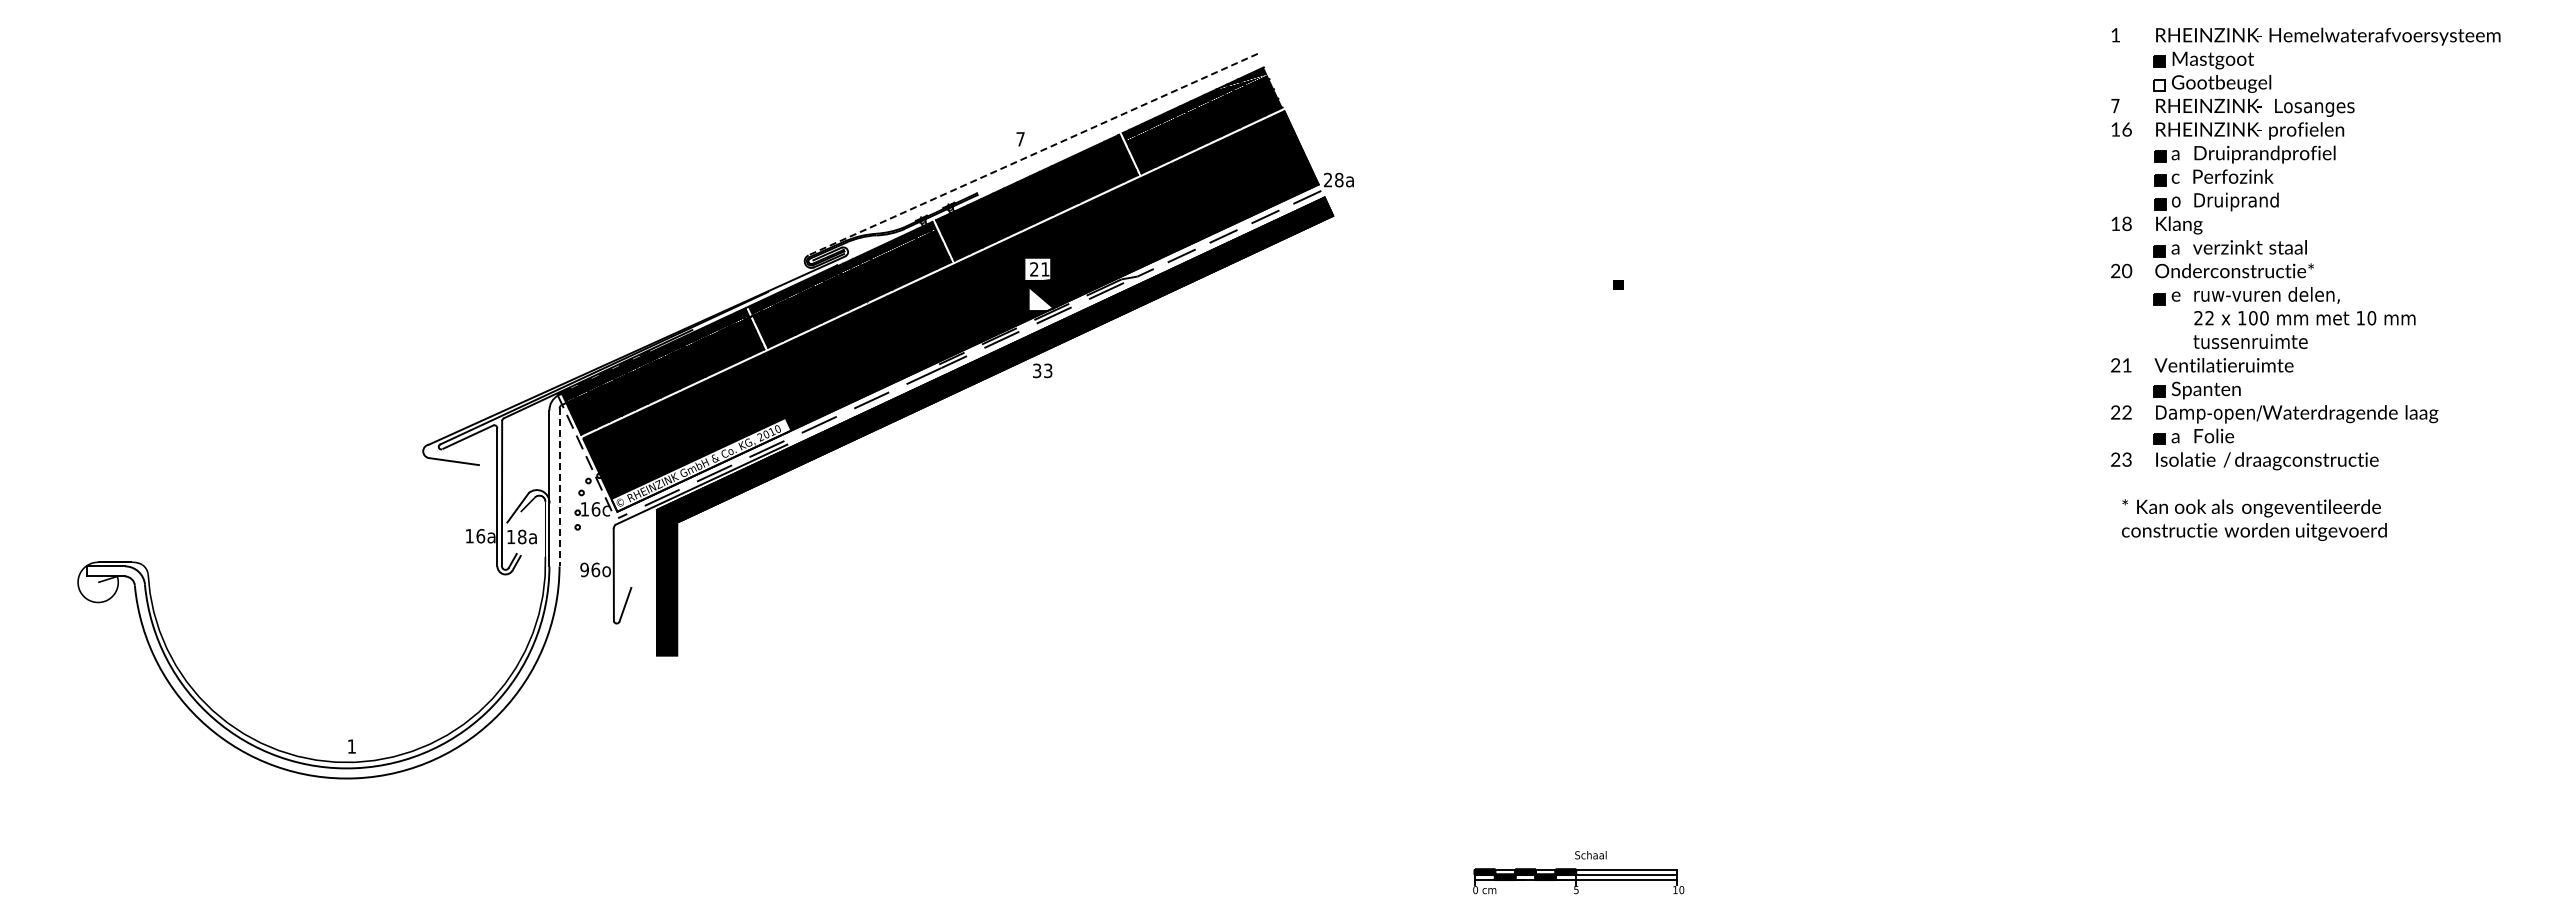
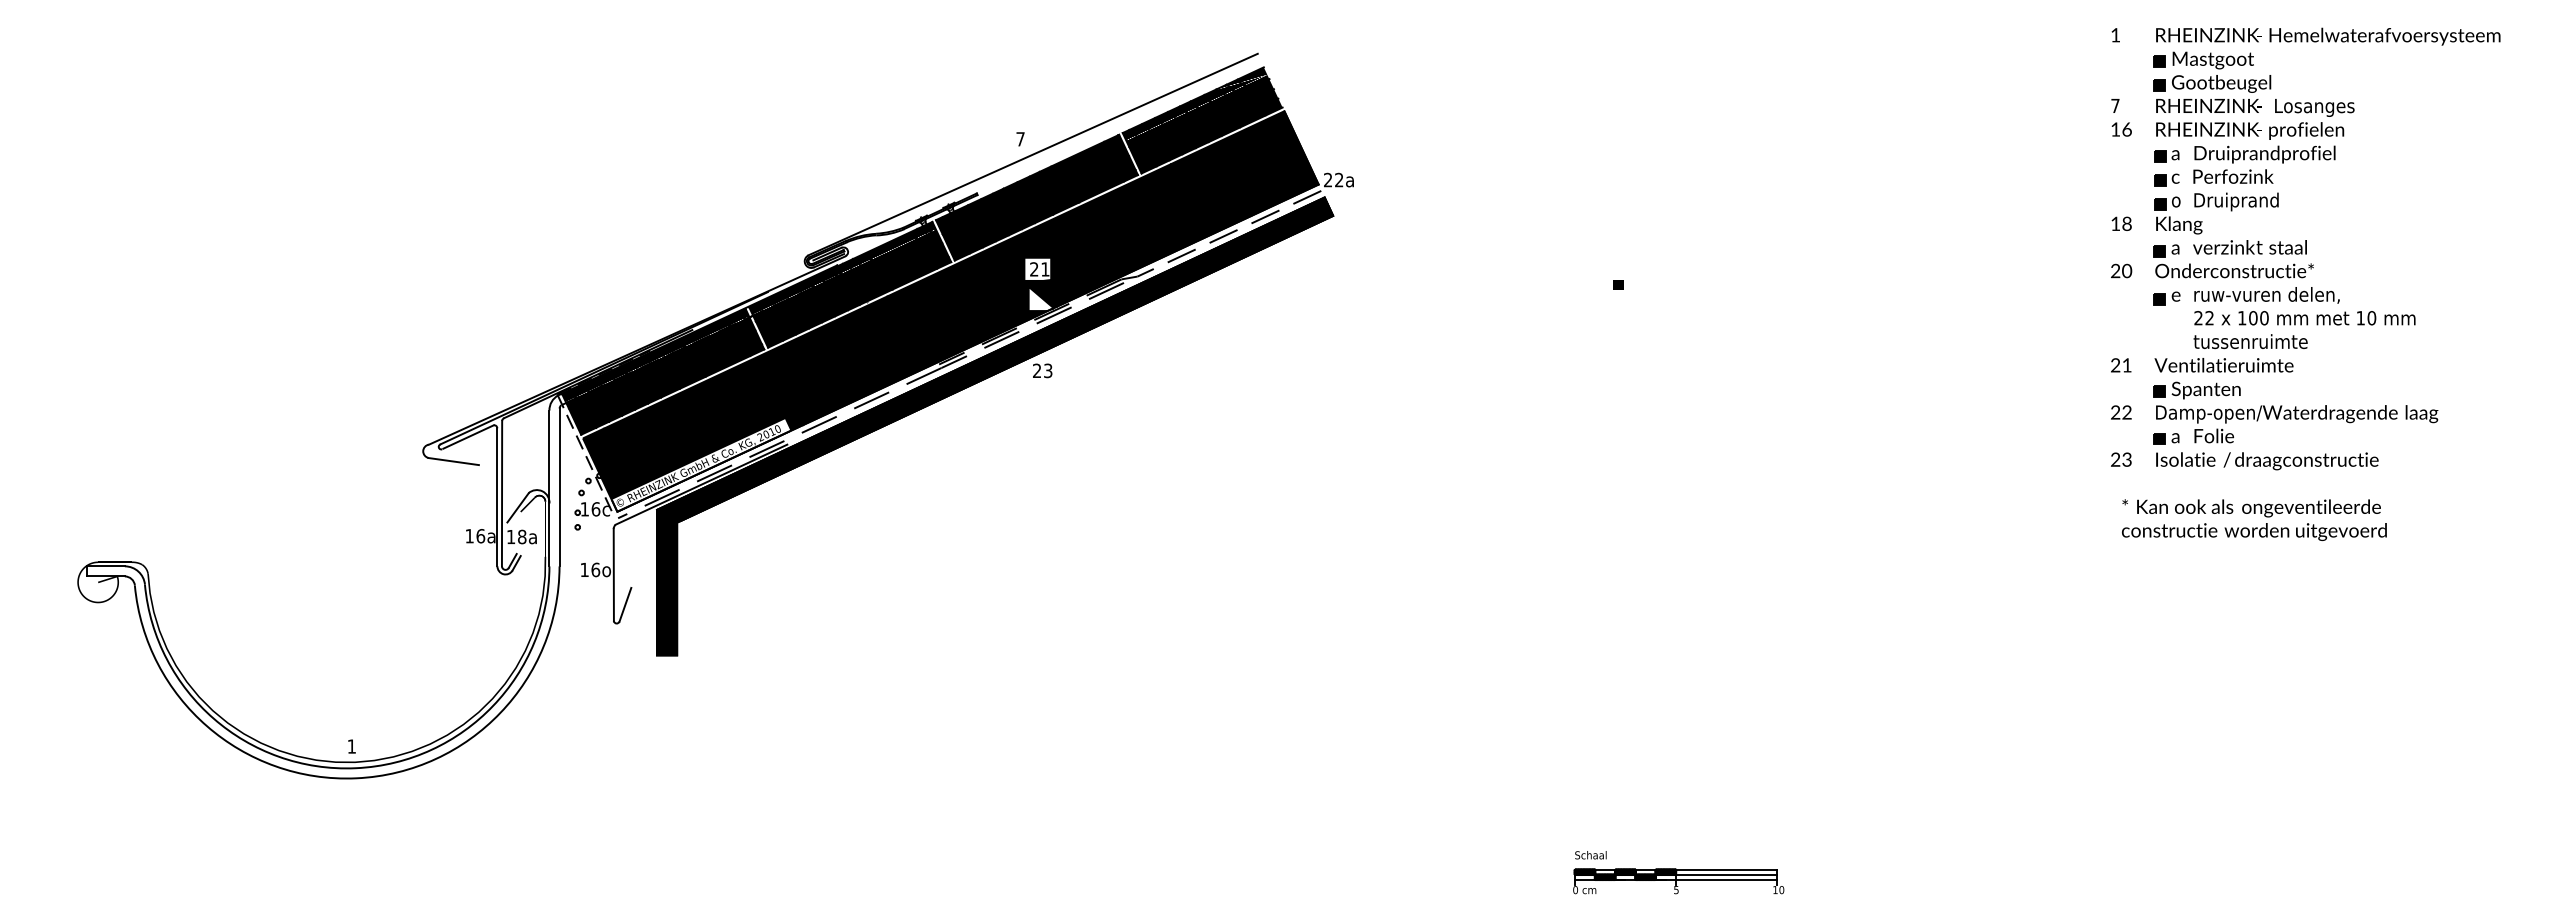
fill: none -> present (2159, 84)
line: dashed -> solid (1032, 154)
text: 28a -> 22a (1339, 180)
text: 33 -> 23 (1037, 371)
line: dashed -> solid (559, 487)
text: 96o -> 16o (584, 569)
part position: (1578, 881) -> (1678, 881) (1678, 881)
